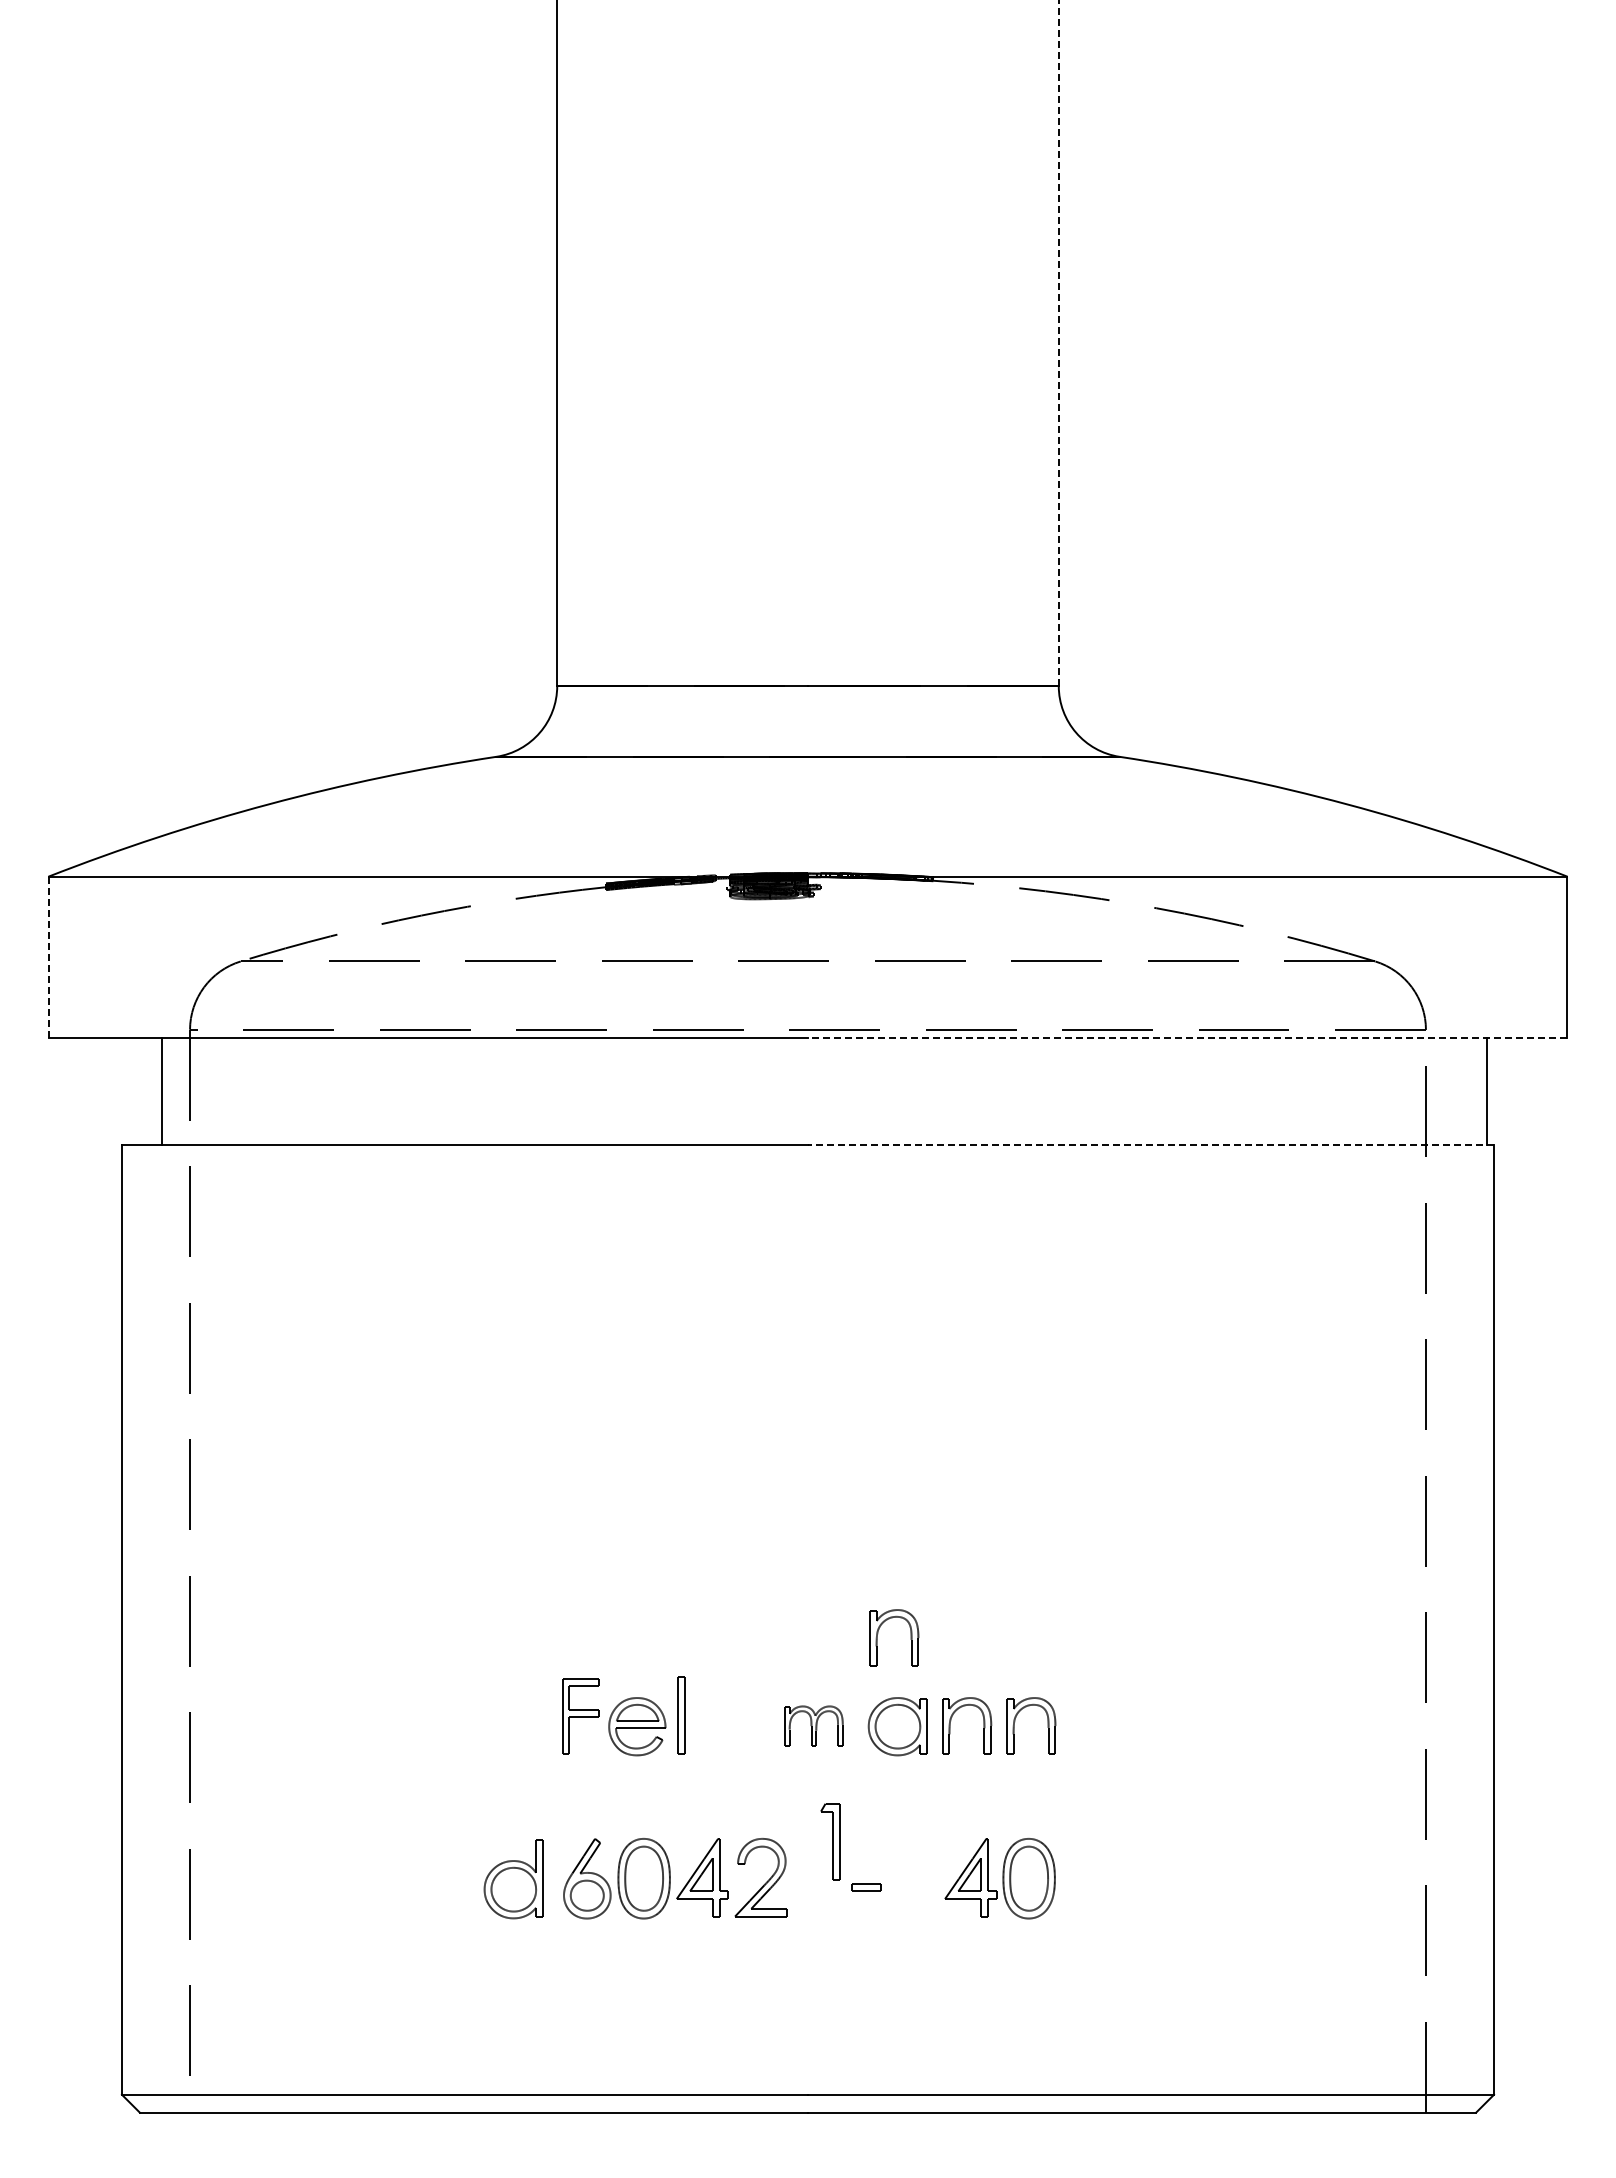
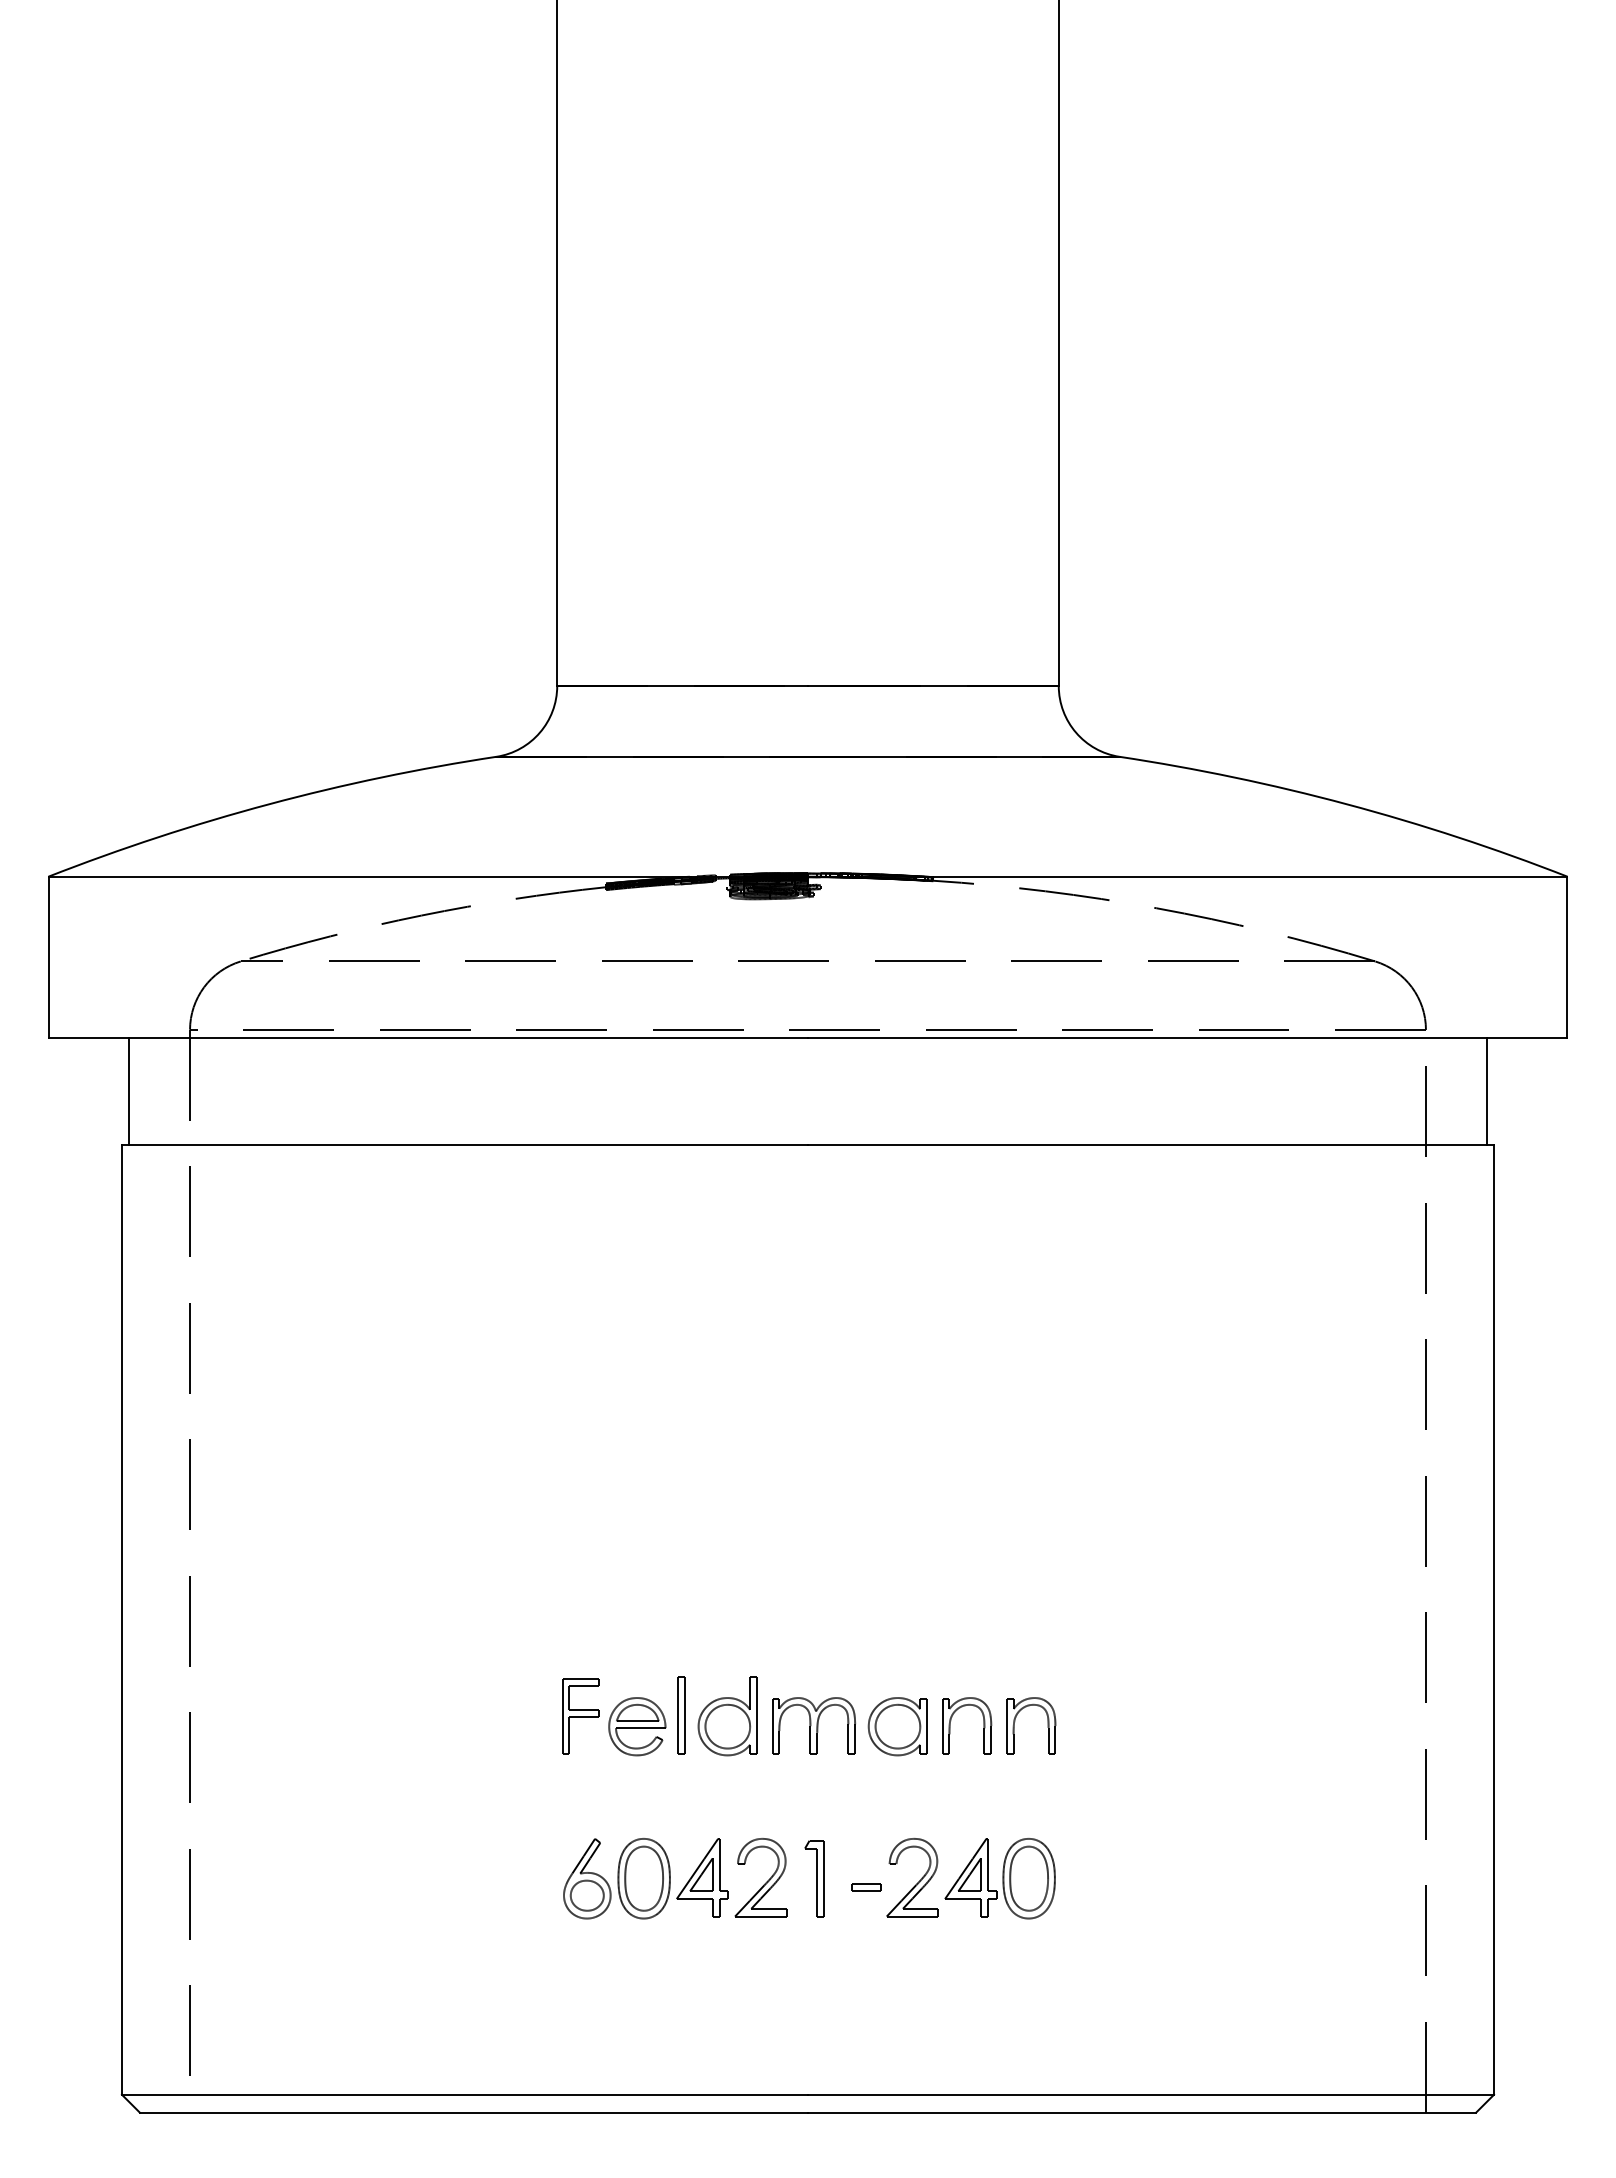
line: dashed -> solid (1058, 343)
line: dashed -> solid (48, 957)
line: dashed -> solid (1187, 1037)
line position: (162, 1091) -> (129, 1091) (129, 1091)
line: dashed -> solid (1150, 1145)
part: present -> none (910, 1637)
part size: 60x42 px -> 84x58 px (813, 1725)
part position: (830, 1841) -> (814, 1878) (814, 1878)
part position: (513, 1879) -> (727, 1716) (727, 1716)
part: none -> present (917, 1882)
